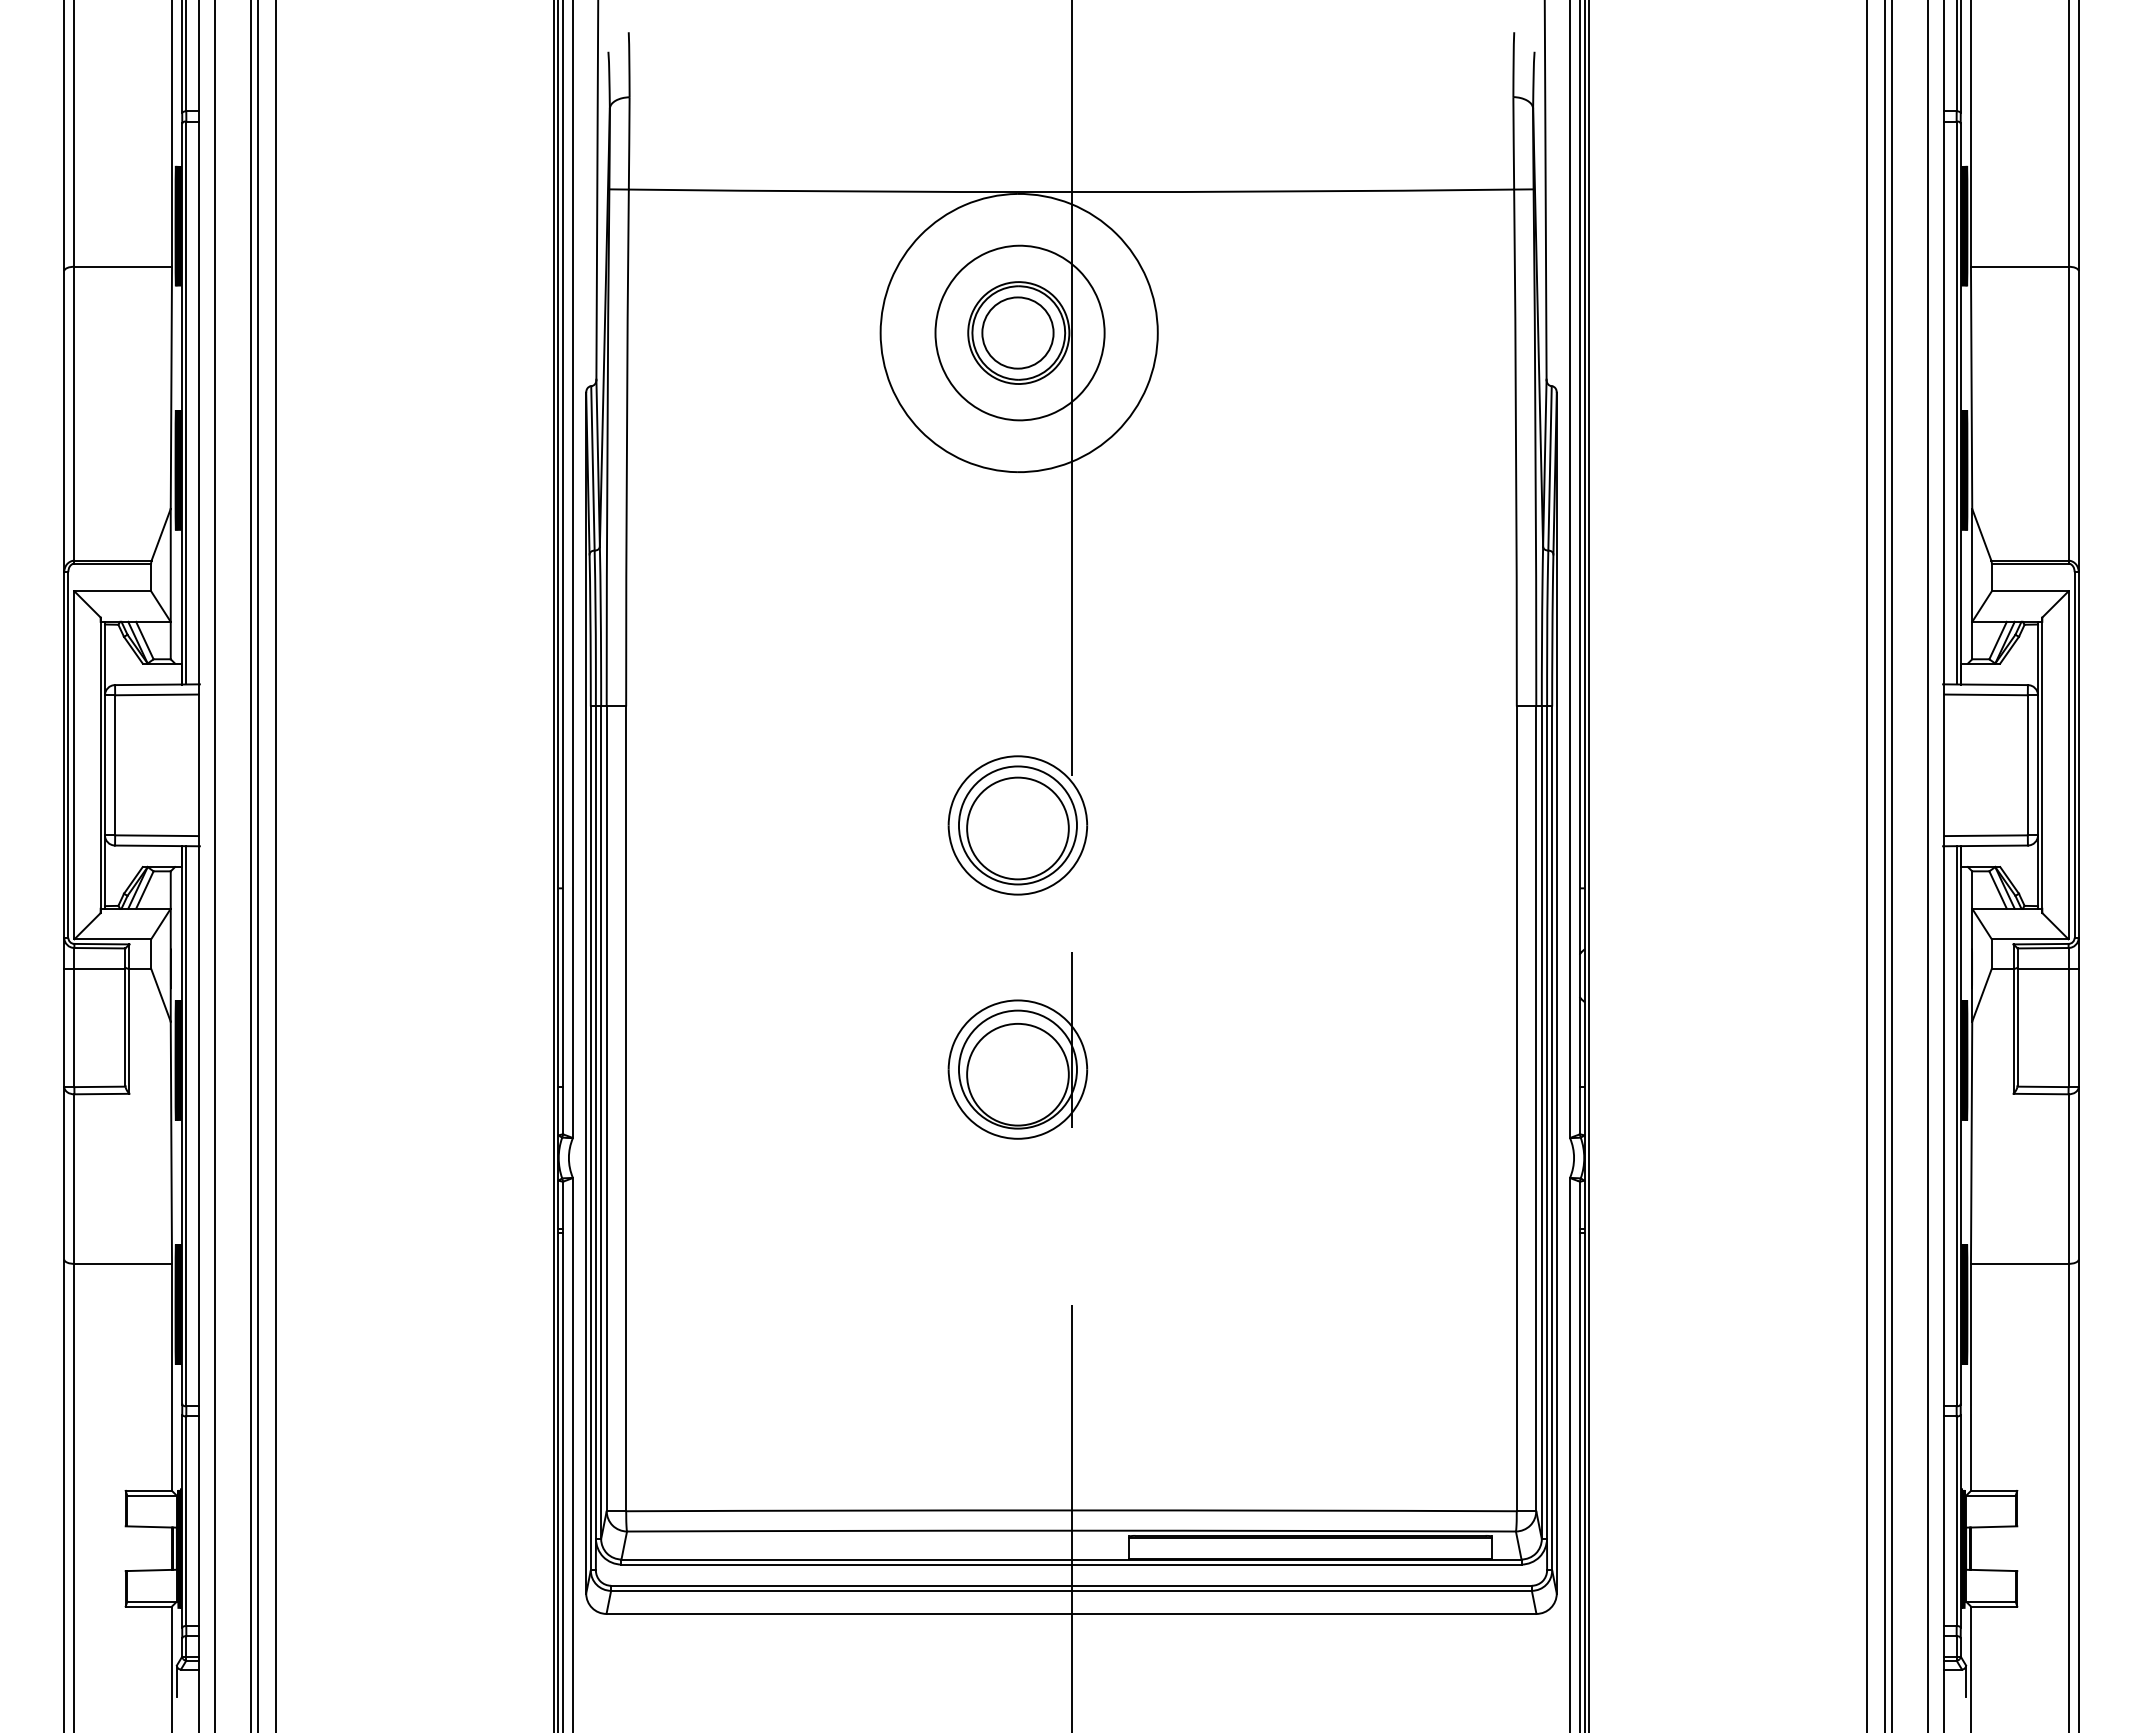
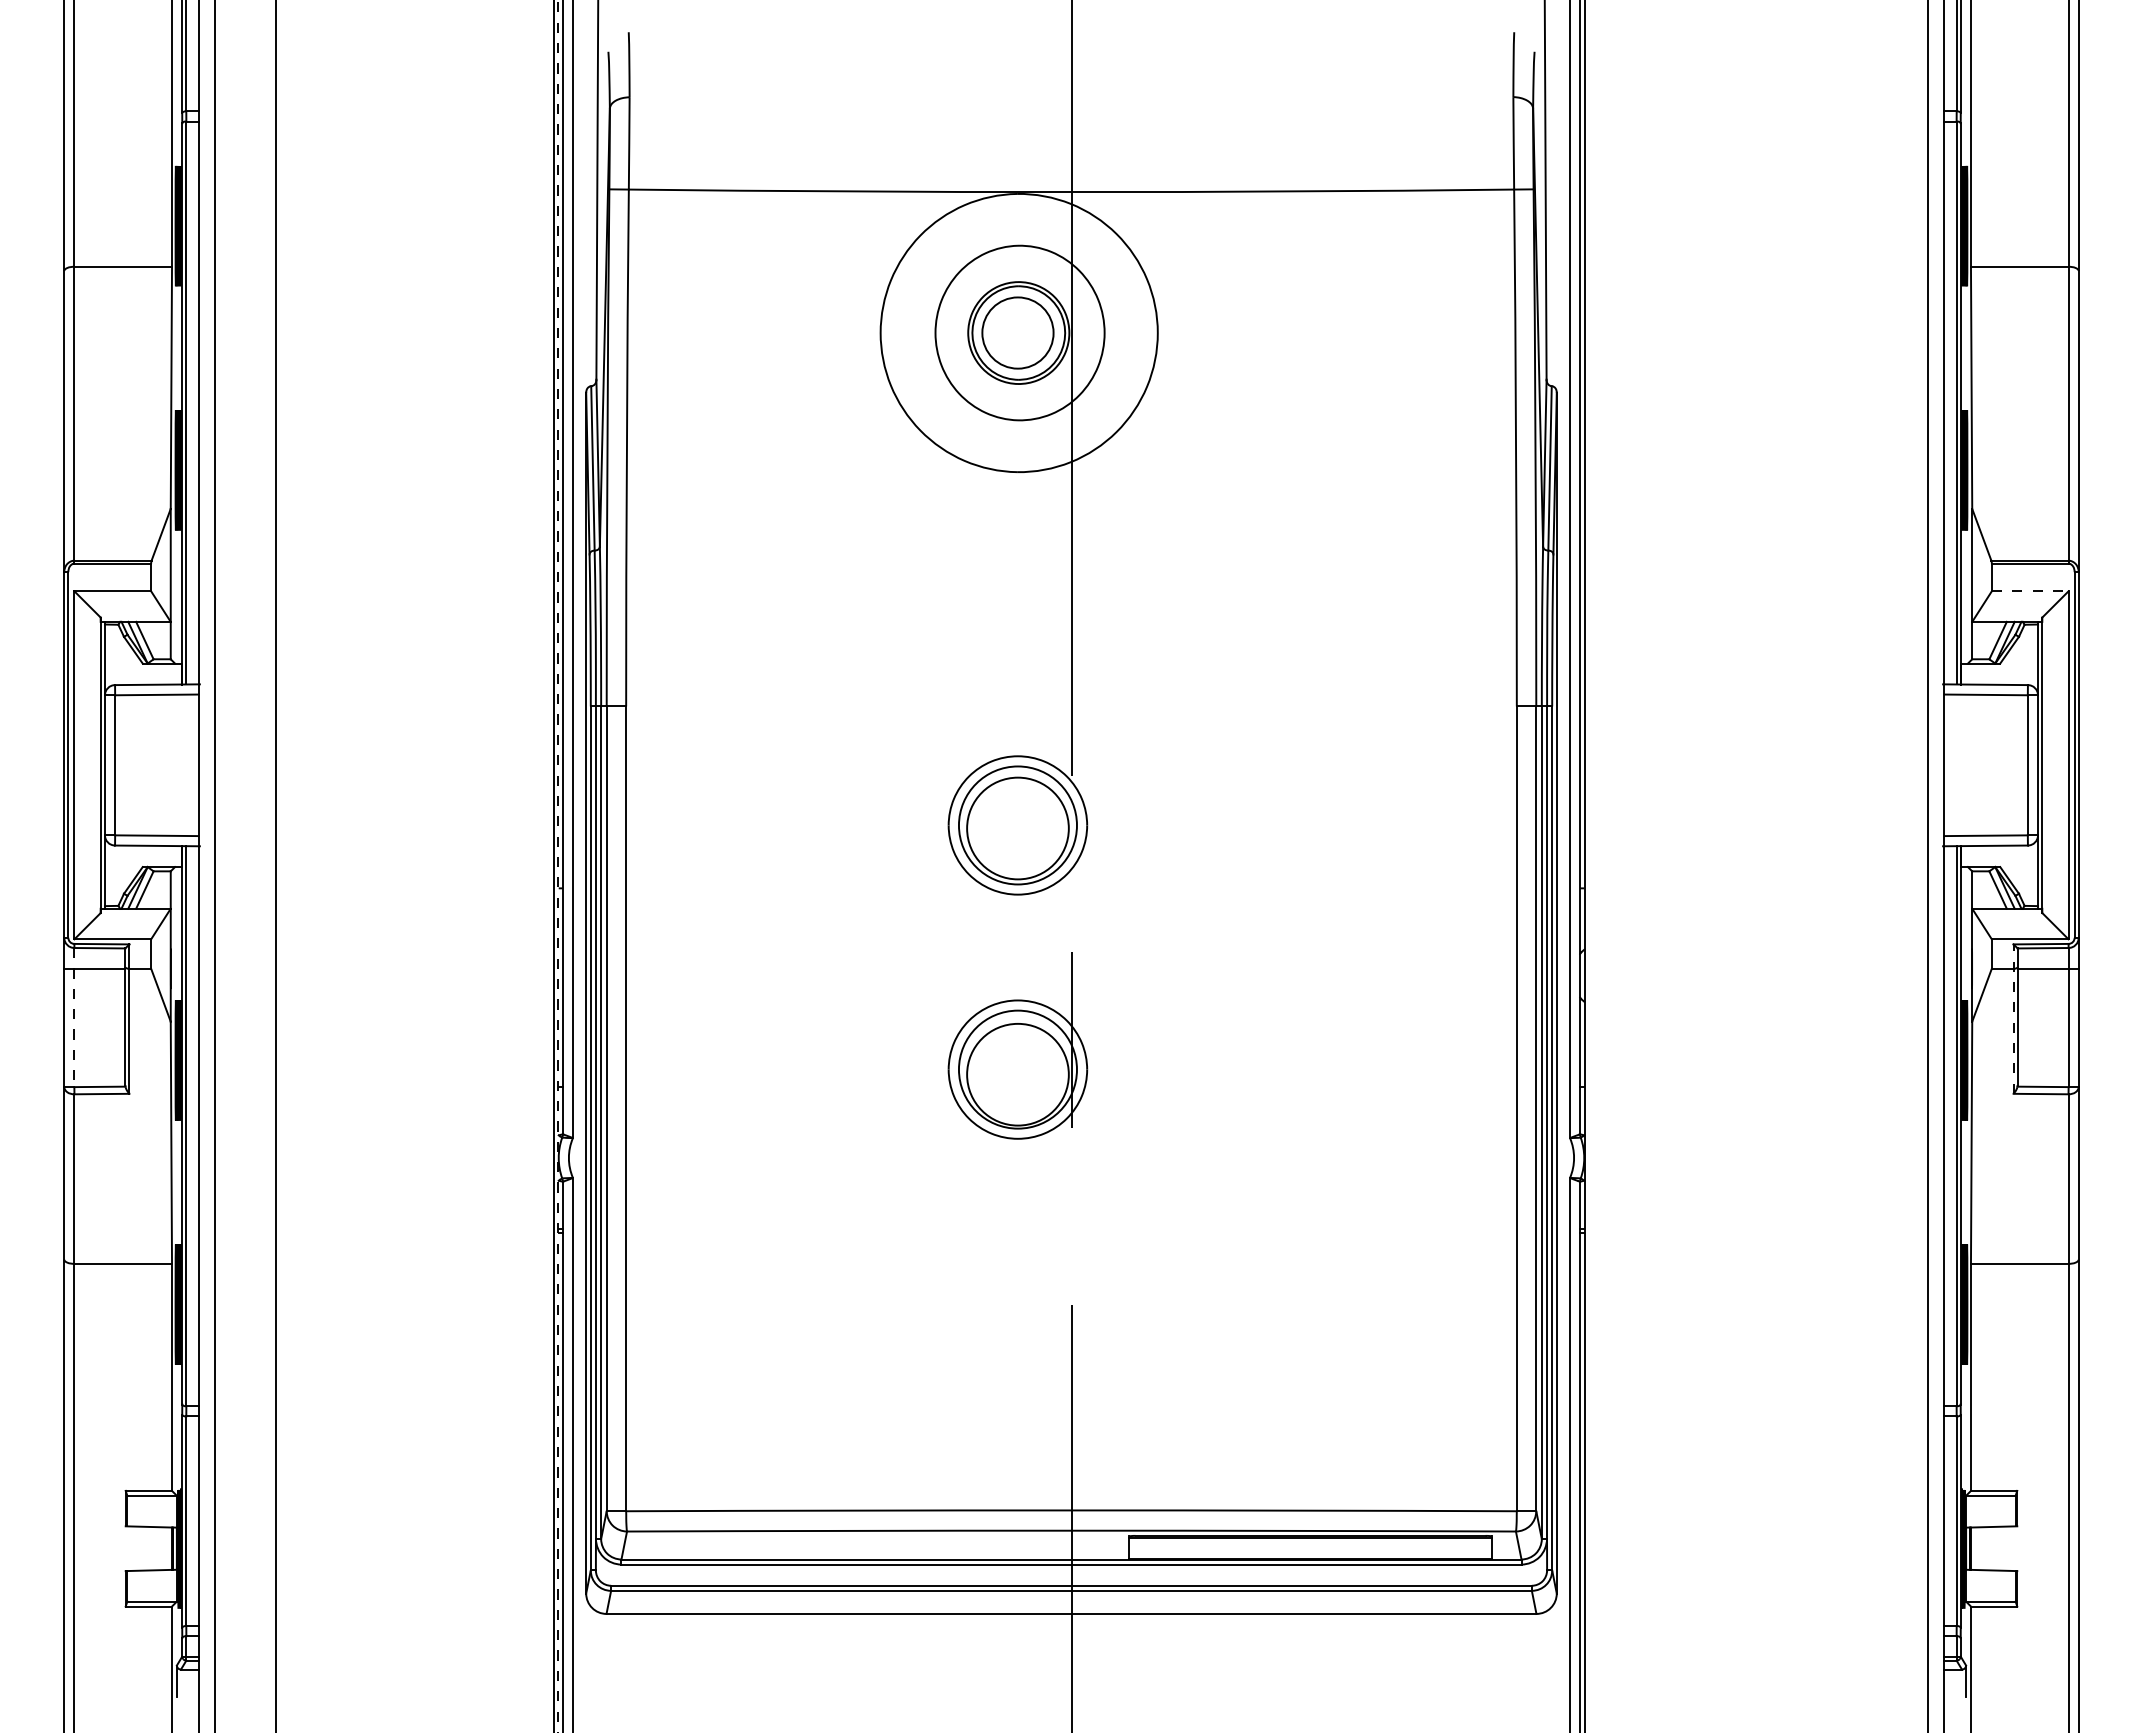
line: solid -> dashed (2030, 591)
line: present -> none (250, 865)
line: present -> none (258, 865)
line: present -> none (1588, 865)
line: present -> none (1866, 865)
line: present -> none (1884, 865)
line: present -> none (1892, 865)
line: solid -> dashed (558, 866)
line: solid -> dashed (74, 1017)
line: solid -> dashed (2013, 1019)
